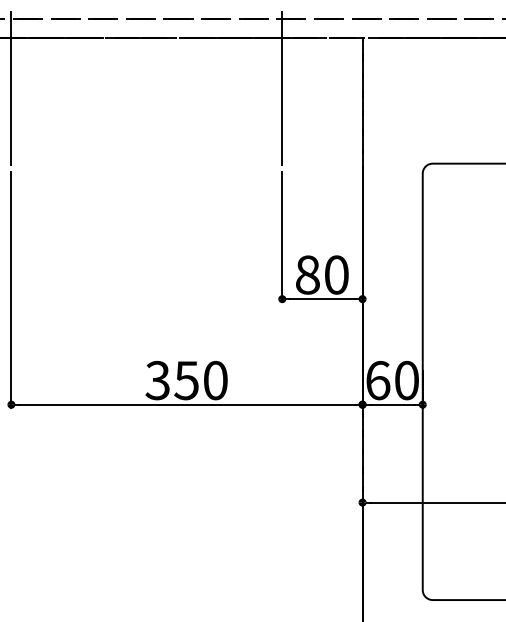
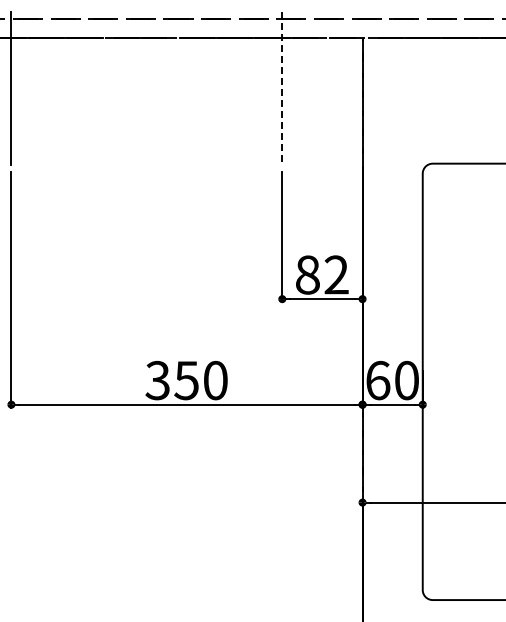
line: solid -> dashed (282, 88)
text: 80 -> 82 (336, 274)
